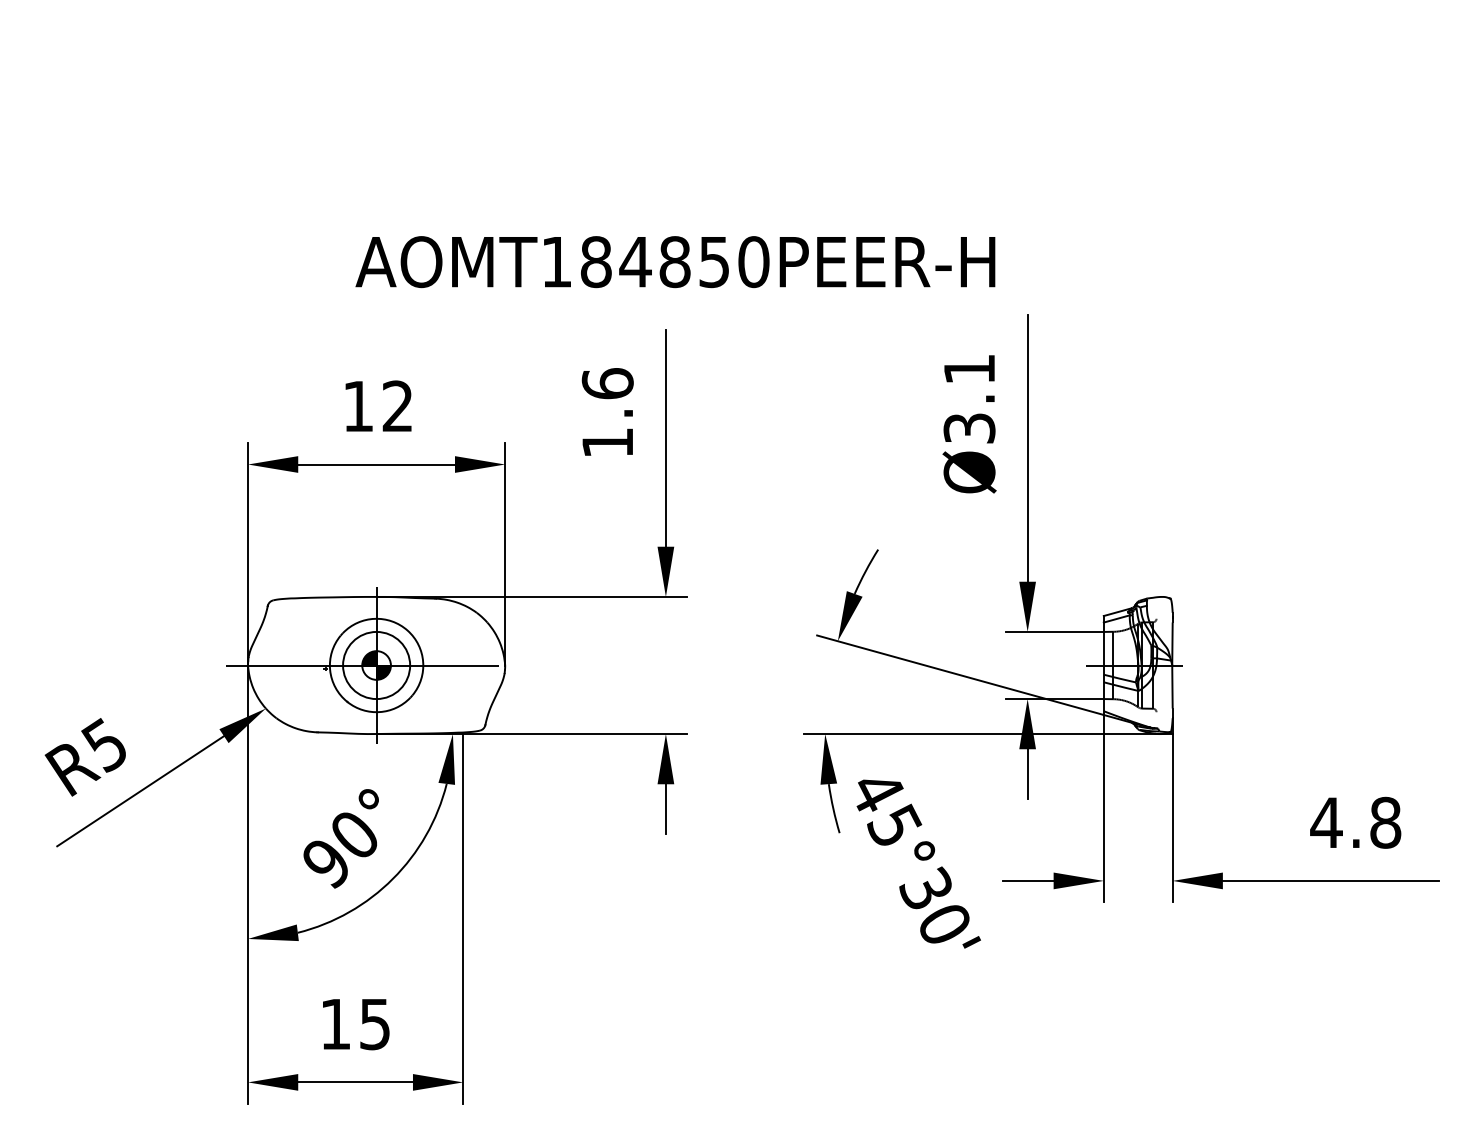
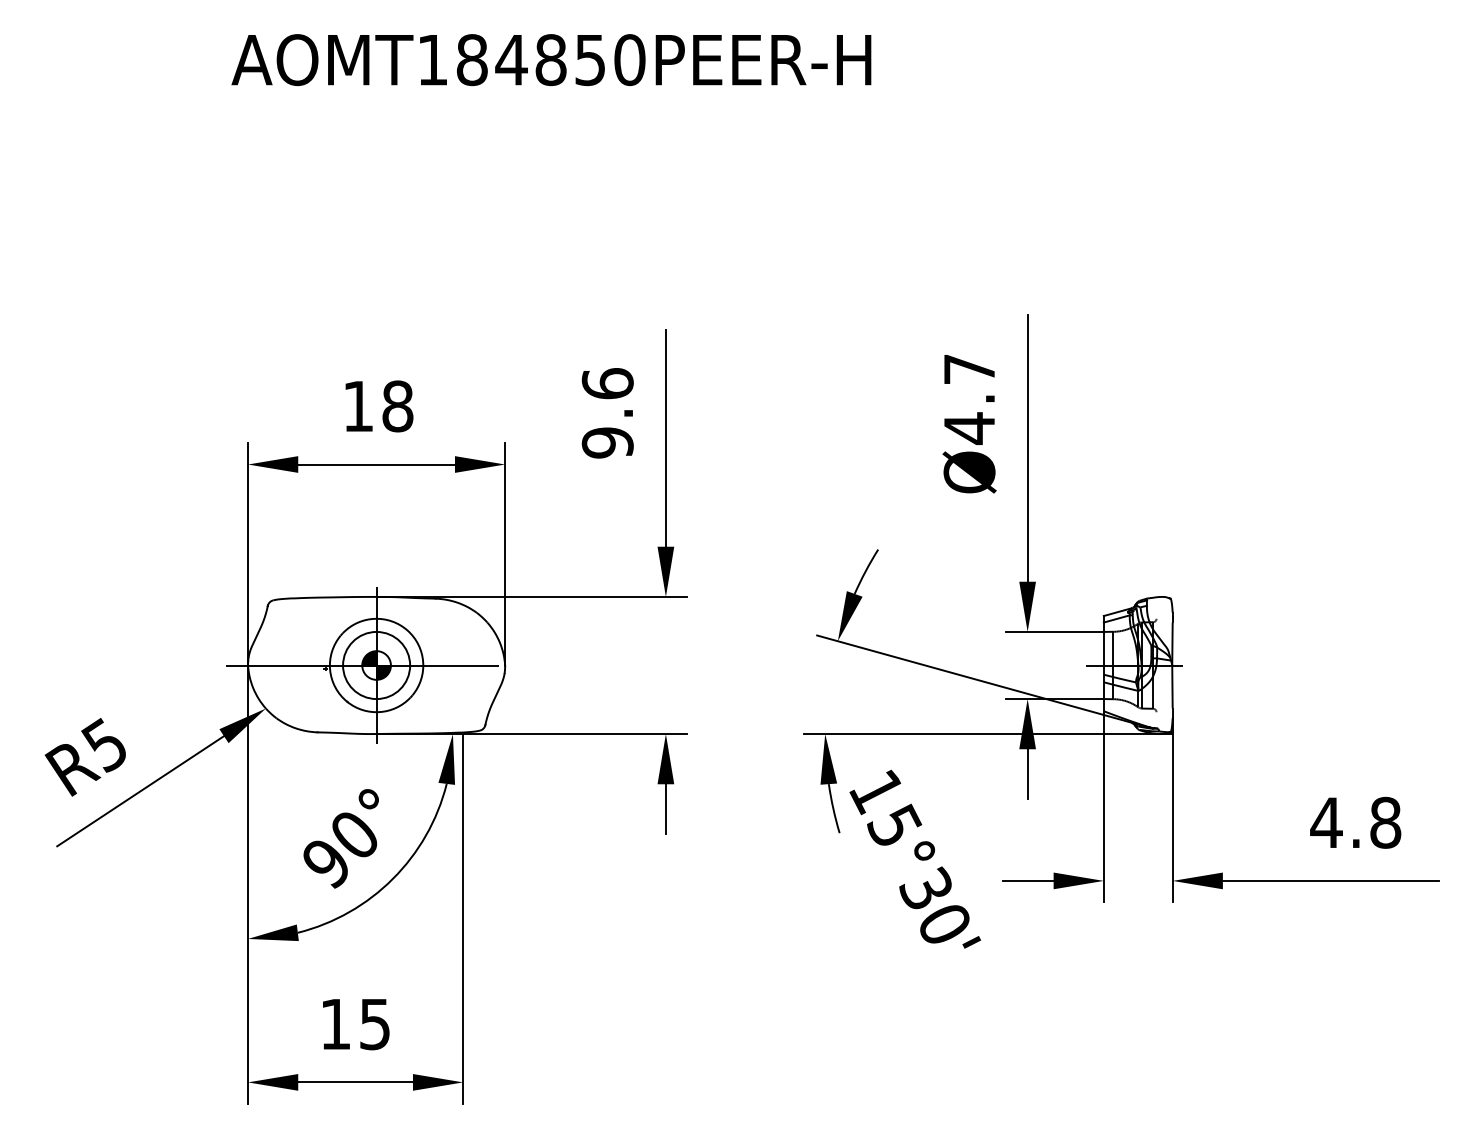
text position: (675, 262) -> (551, 60) (551, 60)
text: Ø3.1 -> Ø4.7 (969, 399)
text: 12 -> 18 (397, 406)
text: 1.6 -> 9.6 (607, 442)
text: 45°30' -> 15°30' (876, 792)
